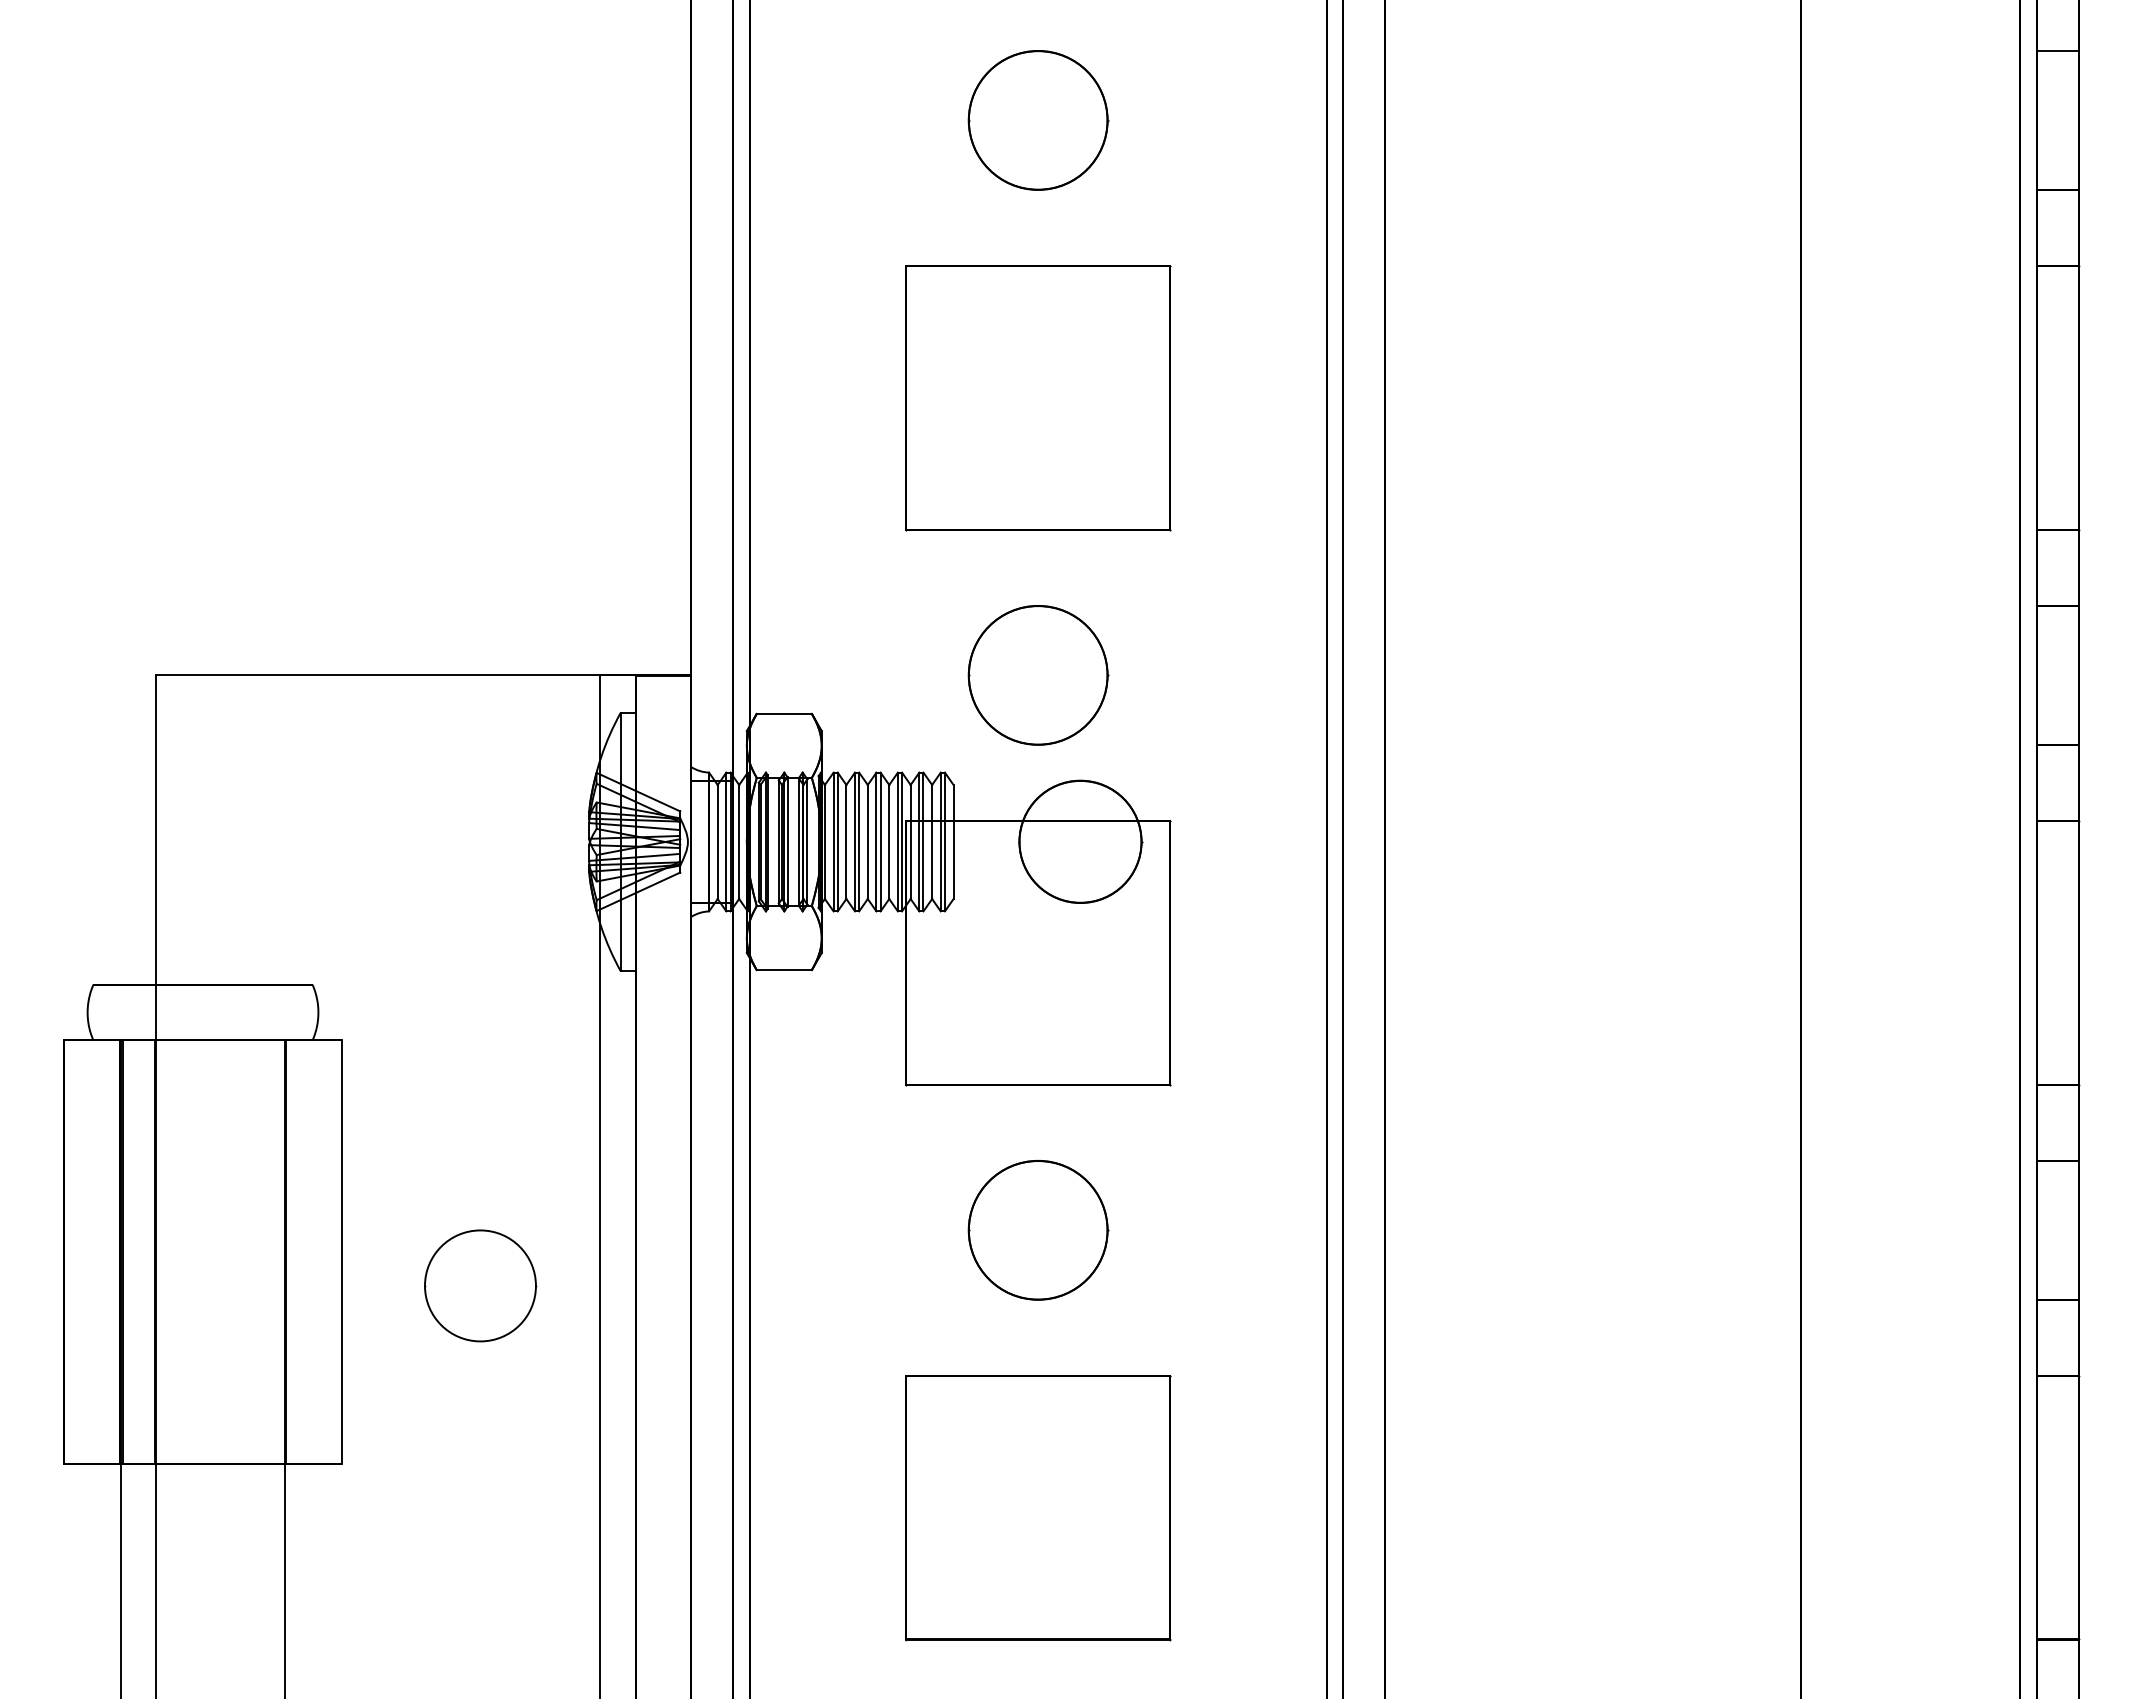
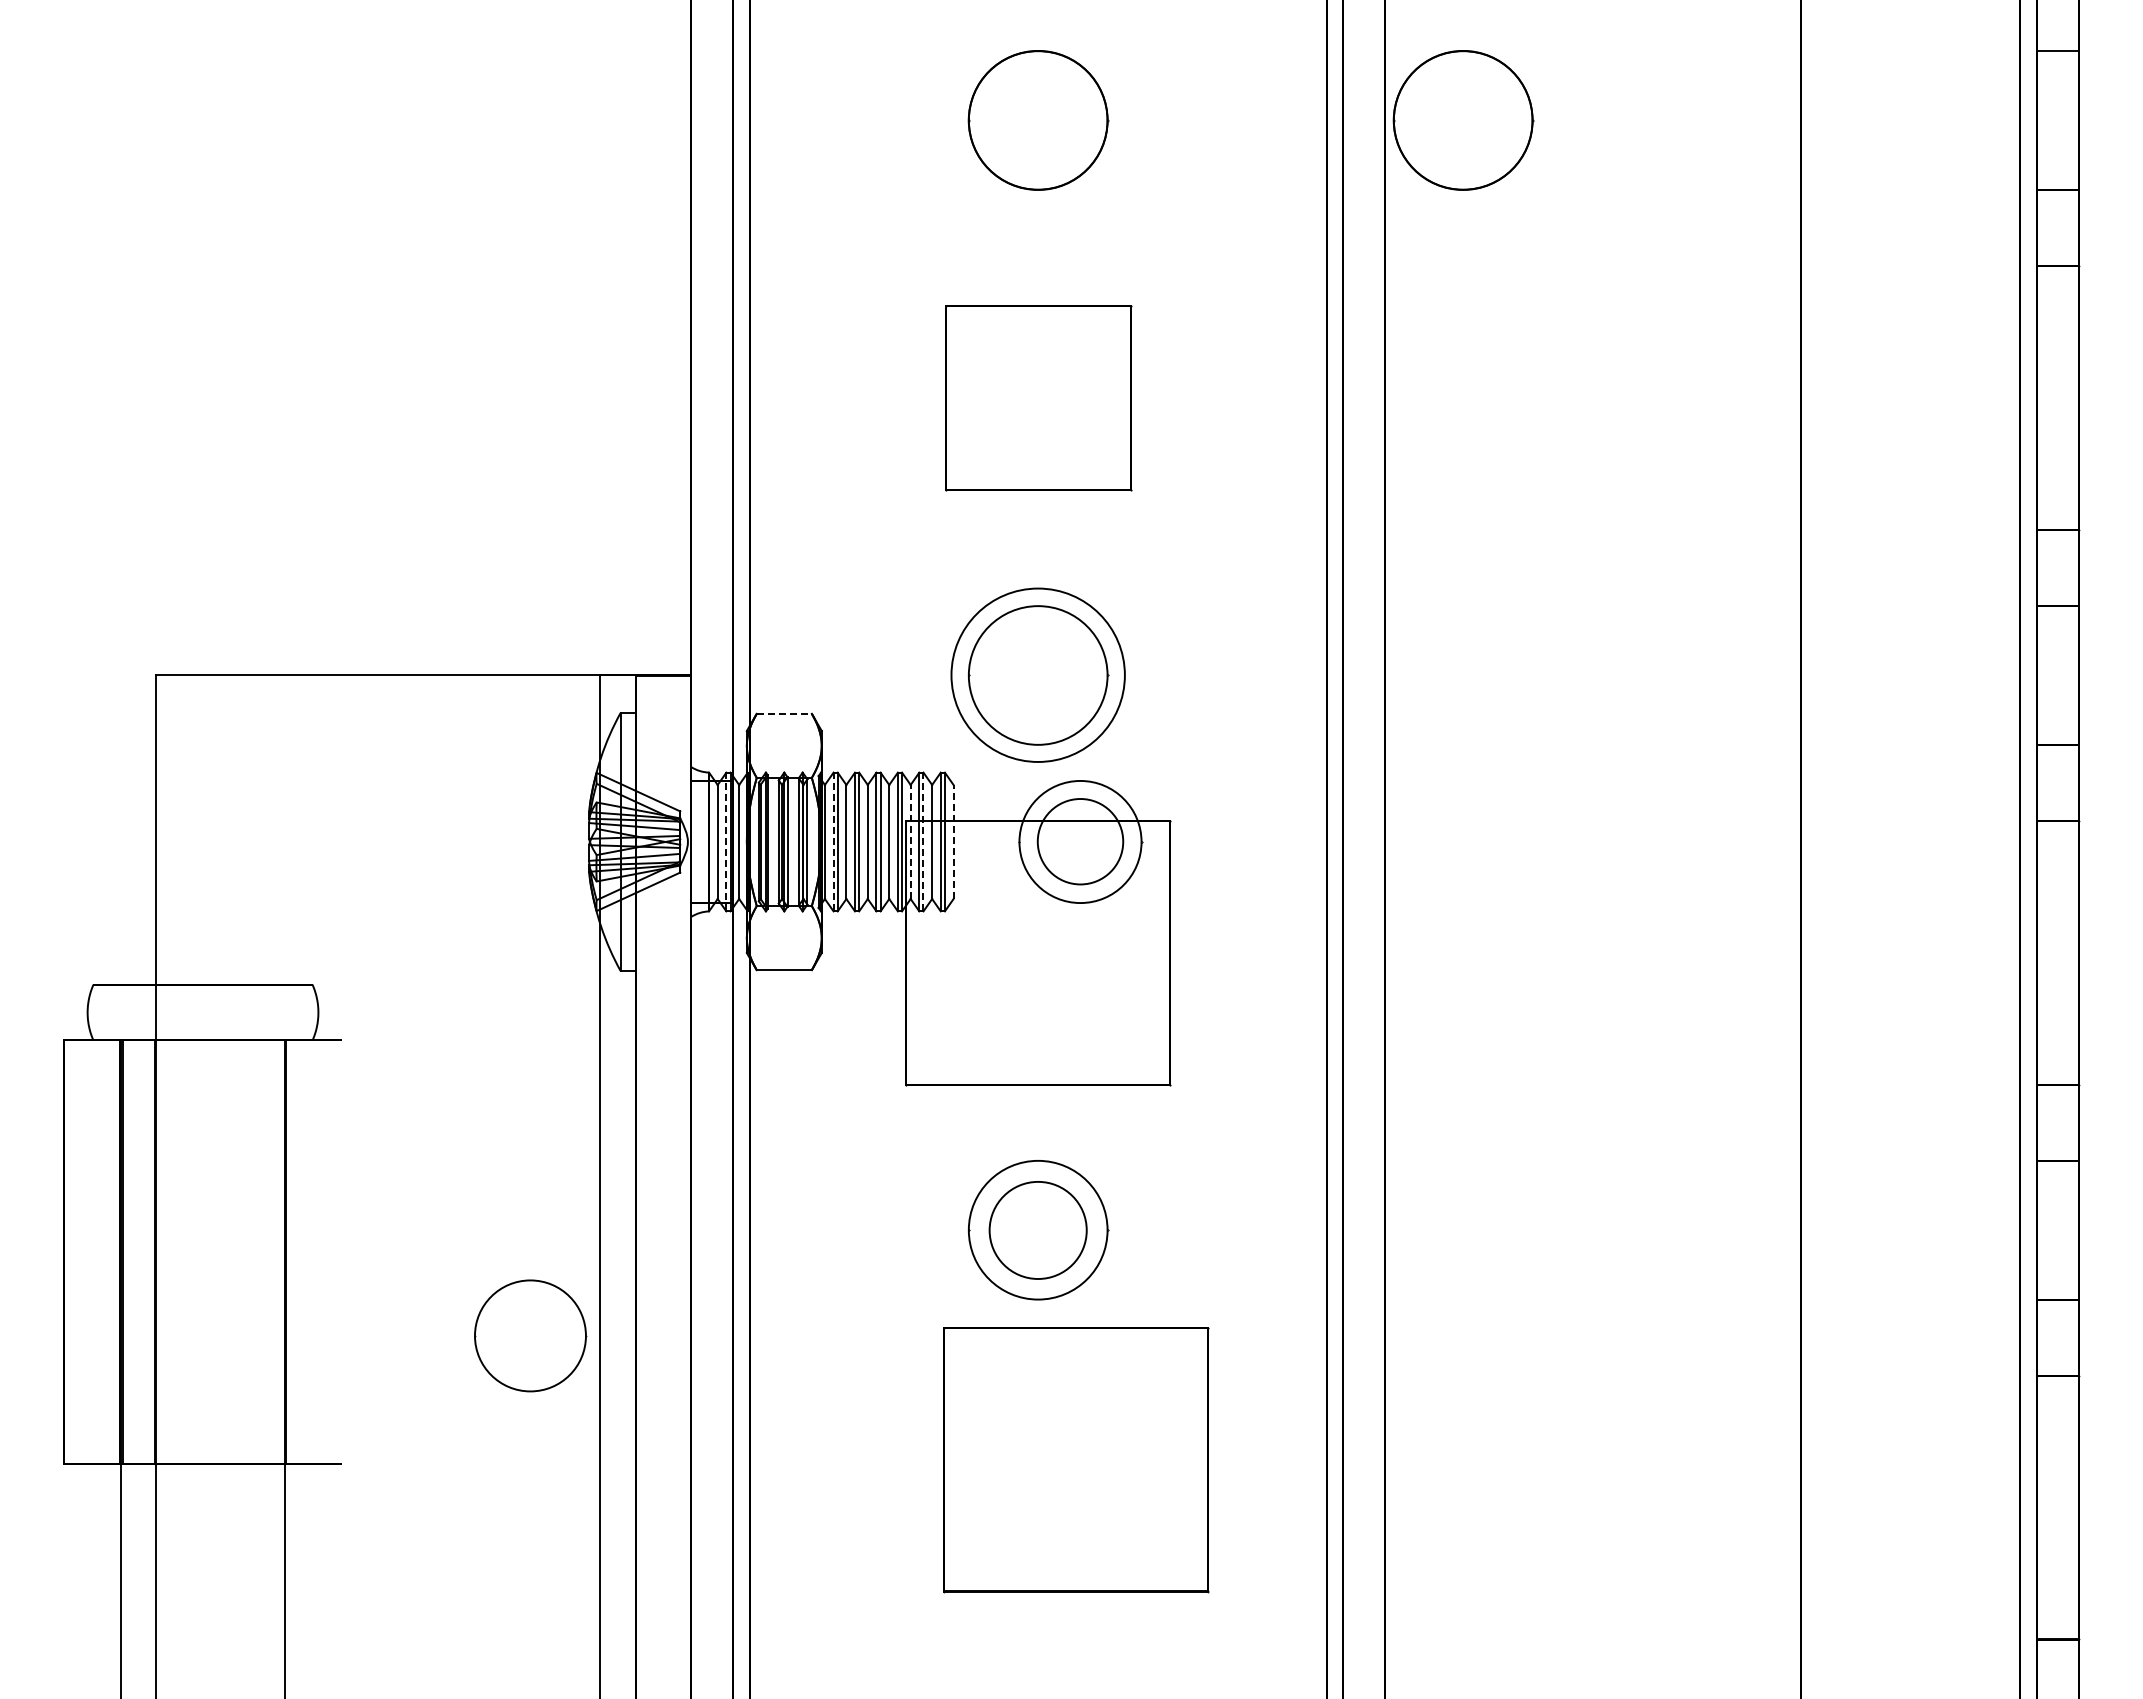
part: none -> present (1463, 120)
part size: 267x267 px -> 188x187 px (1038, 398)
circle diameter: 139 px -> 173 px (1037, 674)
line: solid -> dashed (784, 713)
line: solid -> dashed (726, 841)
line: solid -> dashed (833, 841)
line: solid -> dashed (923, 841)
circle diameter: 122 px -> 85 px (1080, 841)
line: solid -> dashed (910, 842)
line: solid -> dashed (953, 842)
circle diameter: 139 px -> 97 px (1037, 1229)
line: present -> none (341, 1251)
part position: (480, 1285) -> (530, 1335) (530, 1335)
part position: (1038, 1508) -> (1076, 1460) (1076, 1460)
